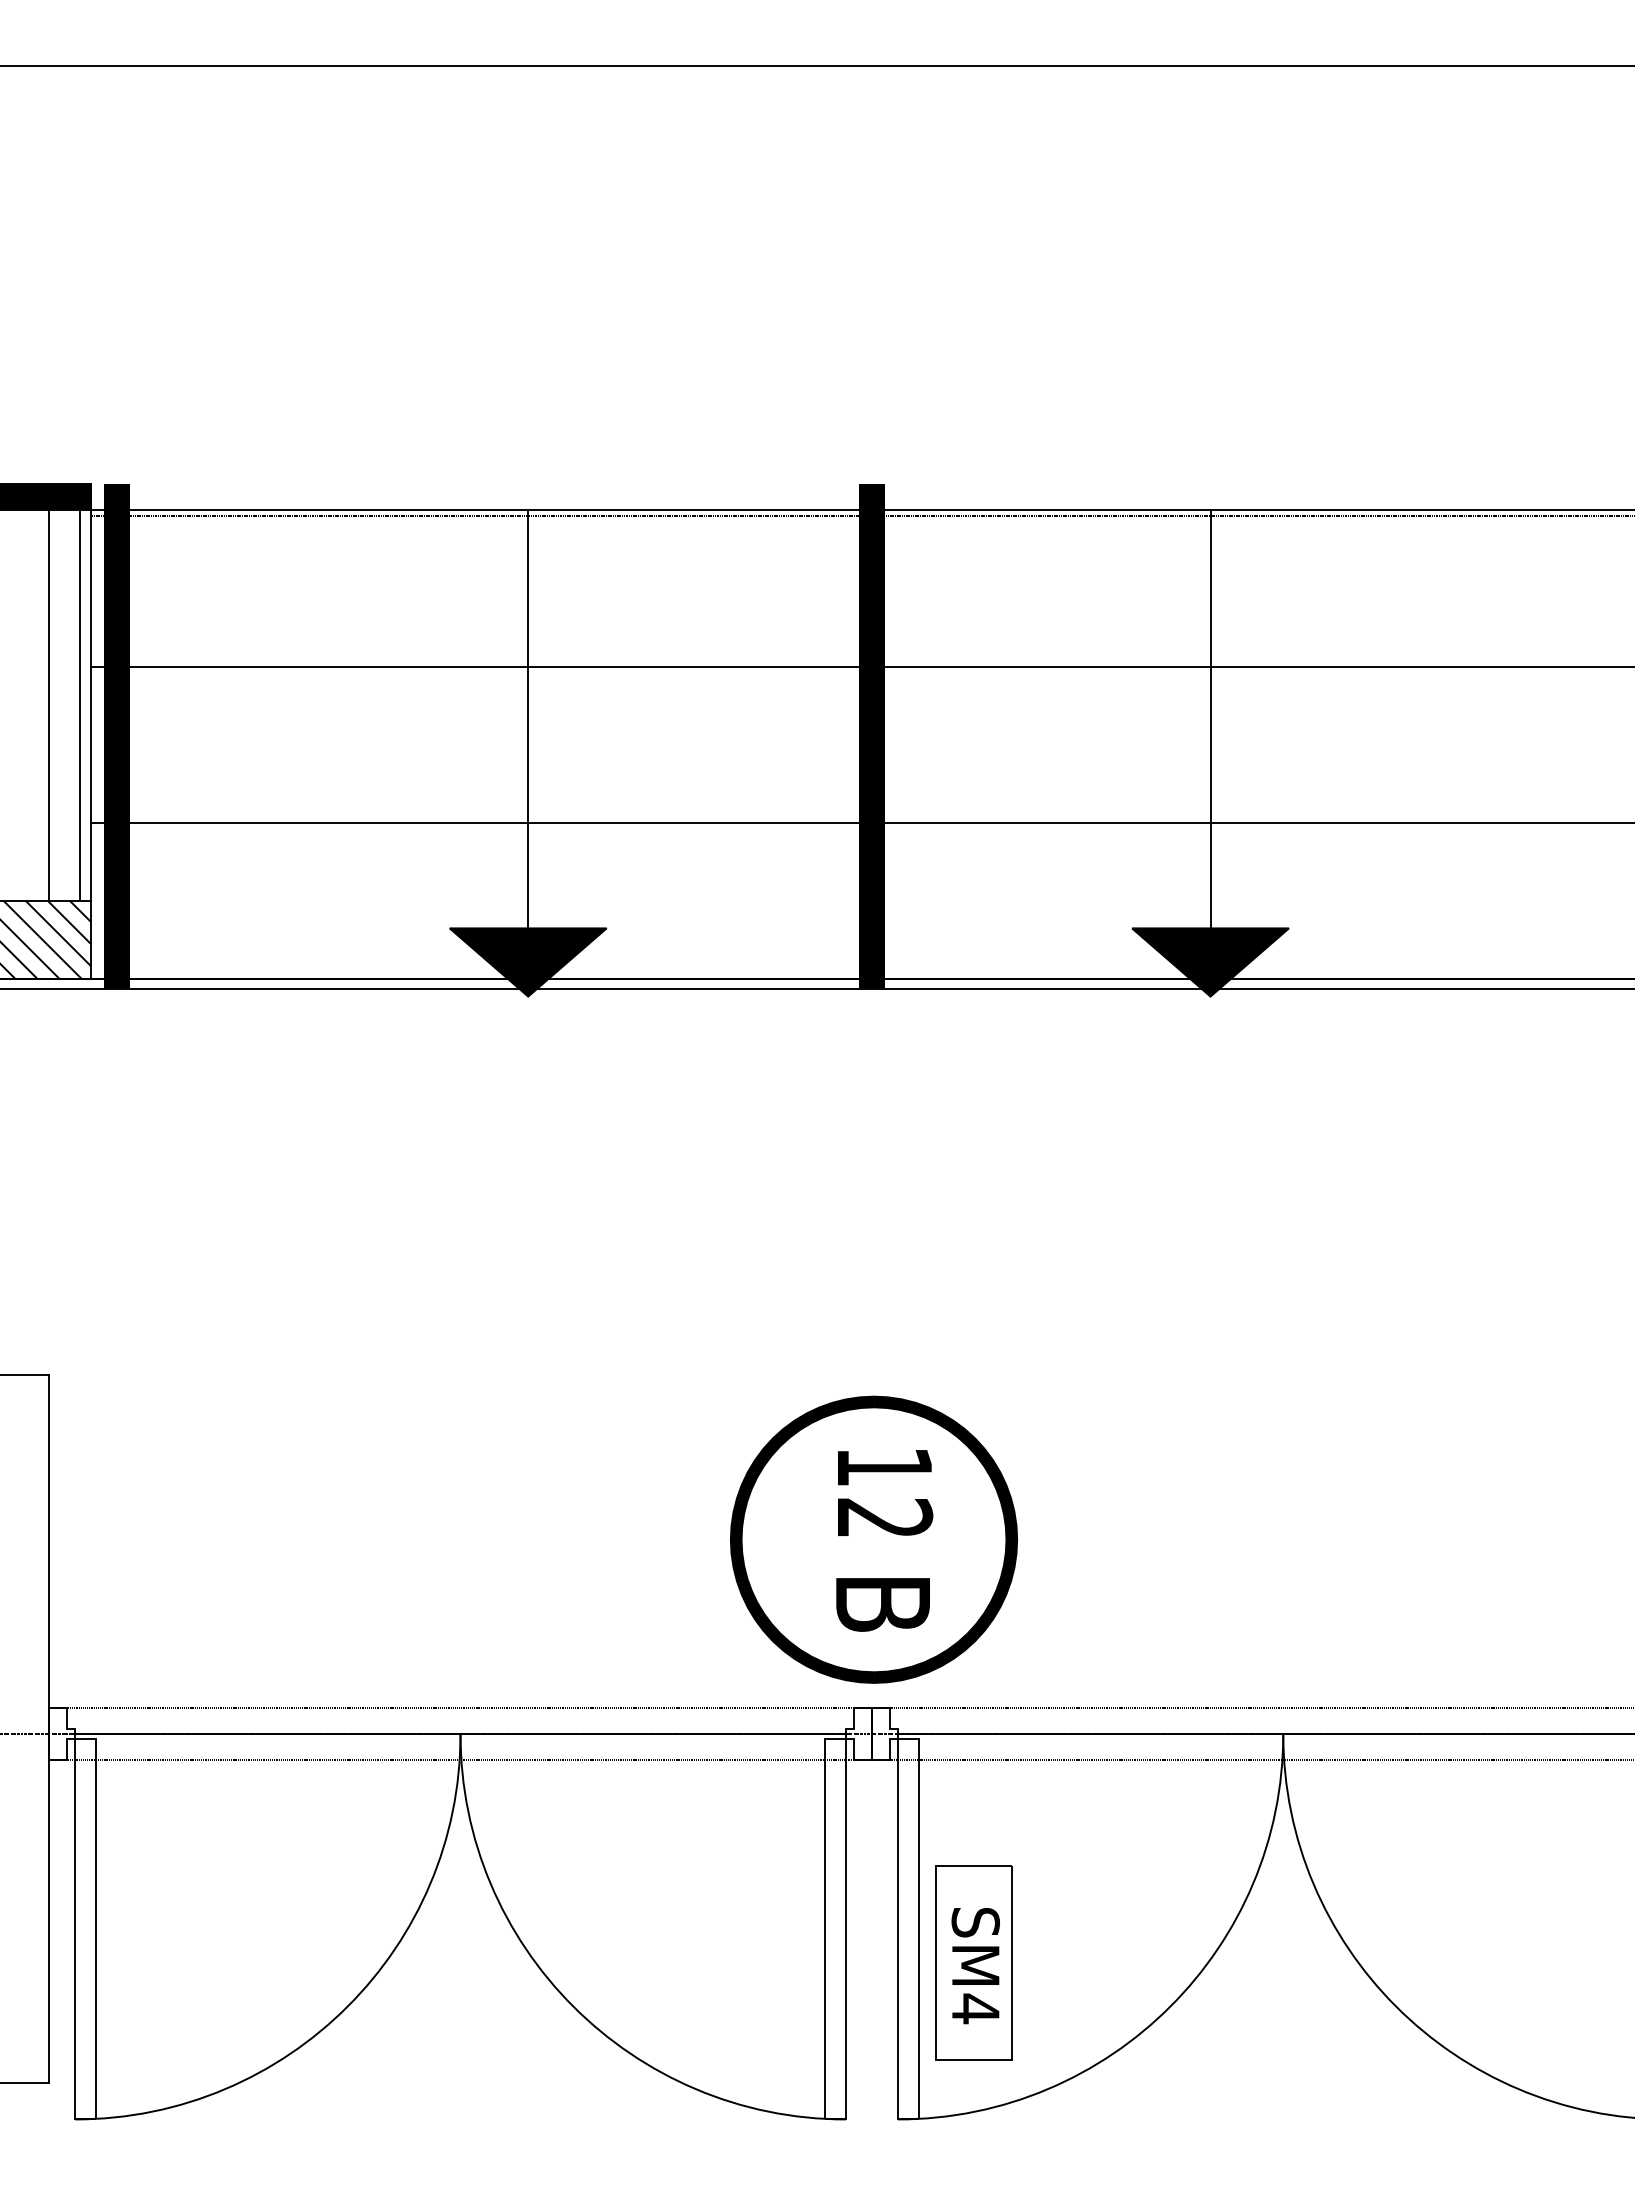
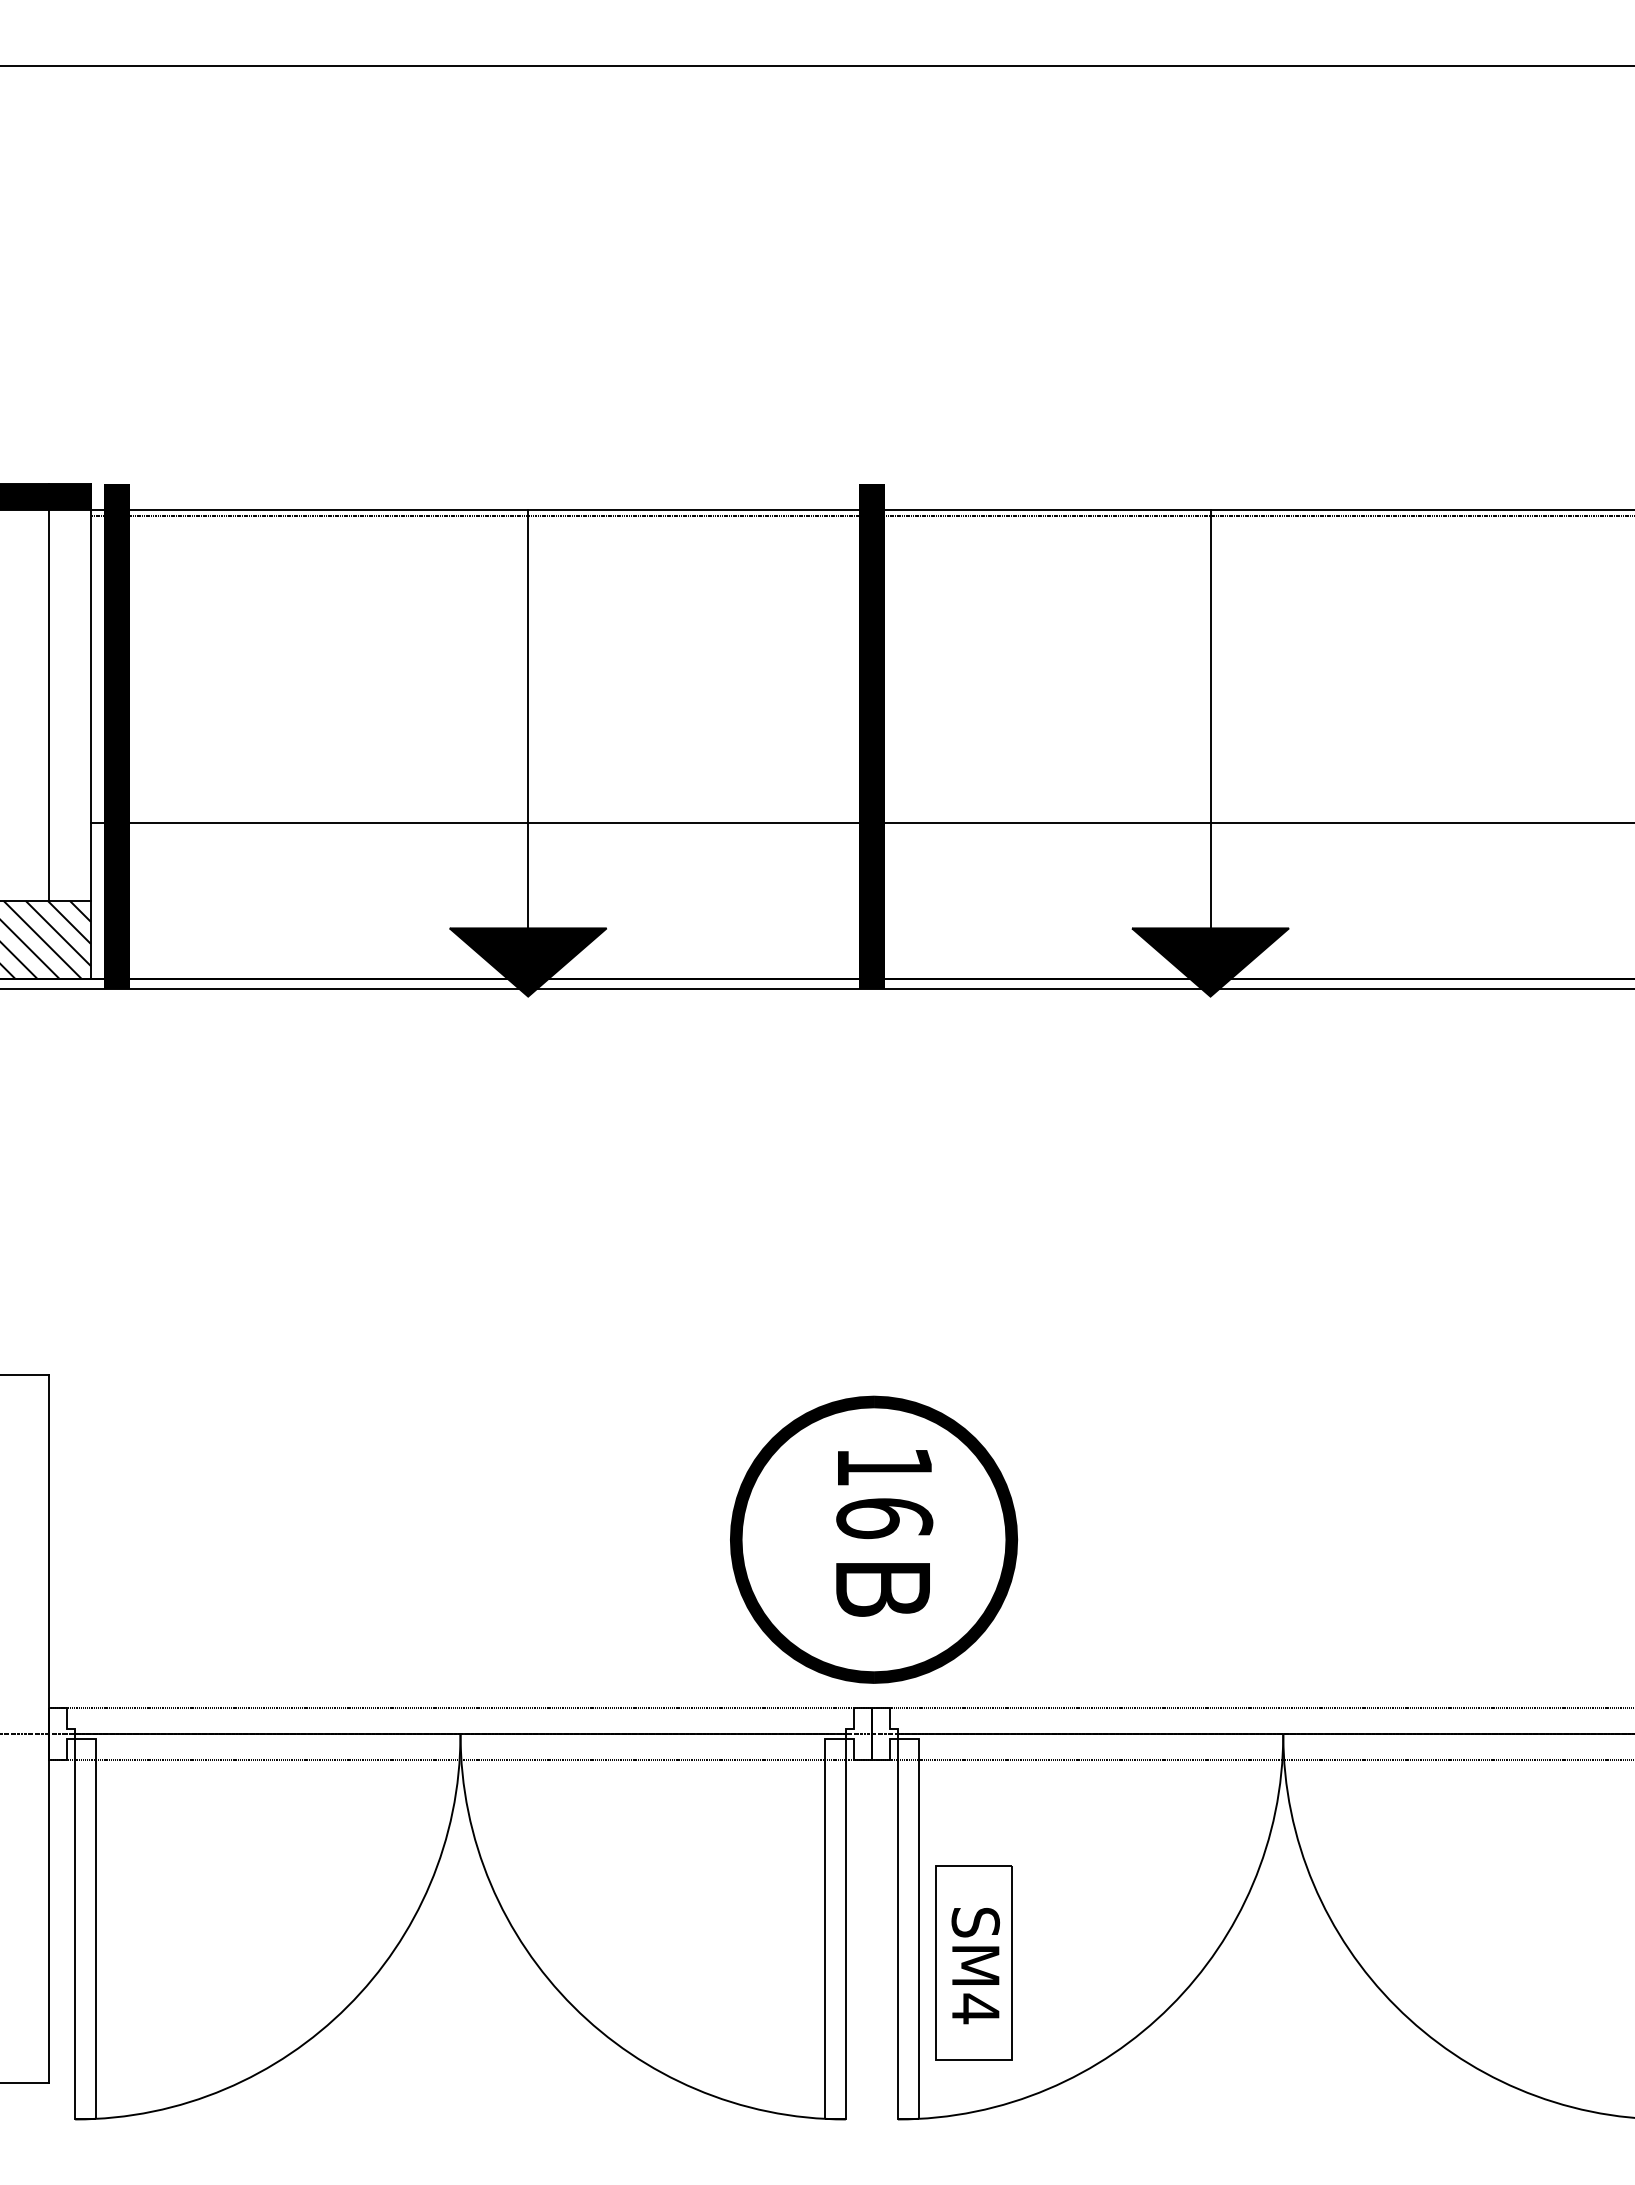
line: present -> none (860, 666)
line: present -> none (80, 692)
text: 12 -> 16 (884, 1518)
text position: (882, 1604) -> (882, 1589) (882, 1589)
